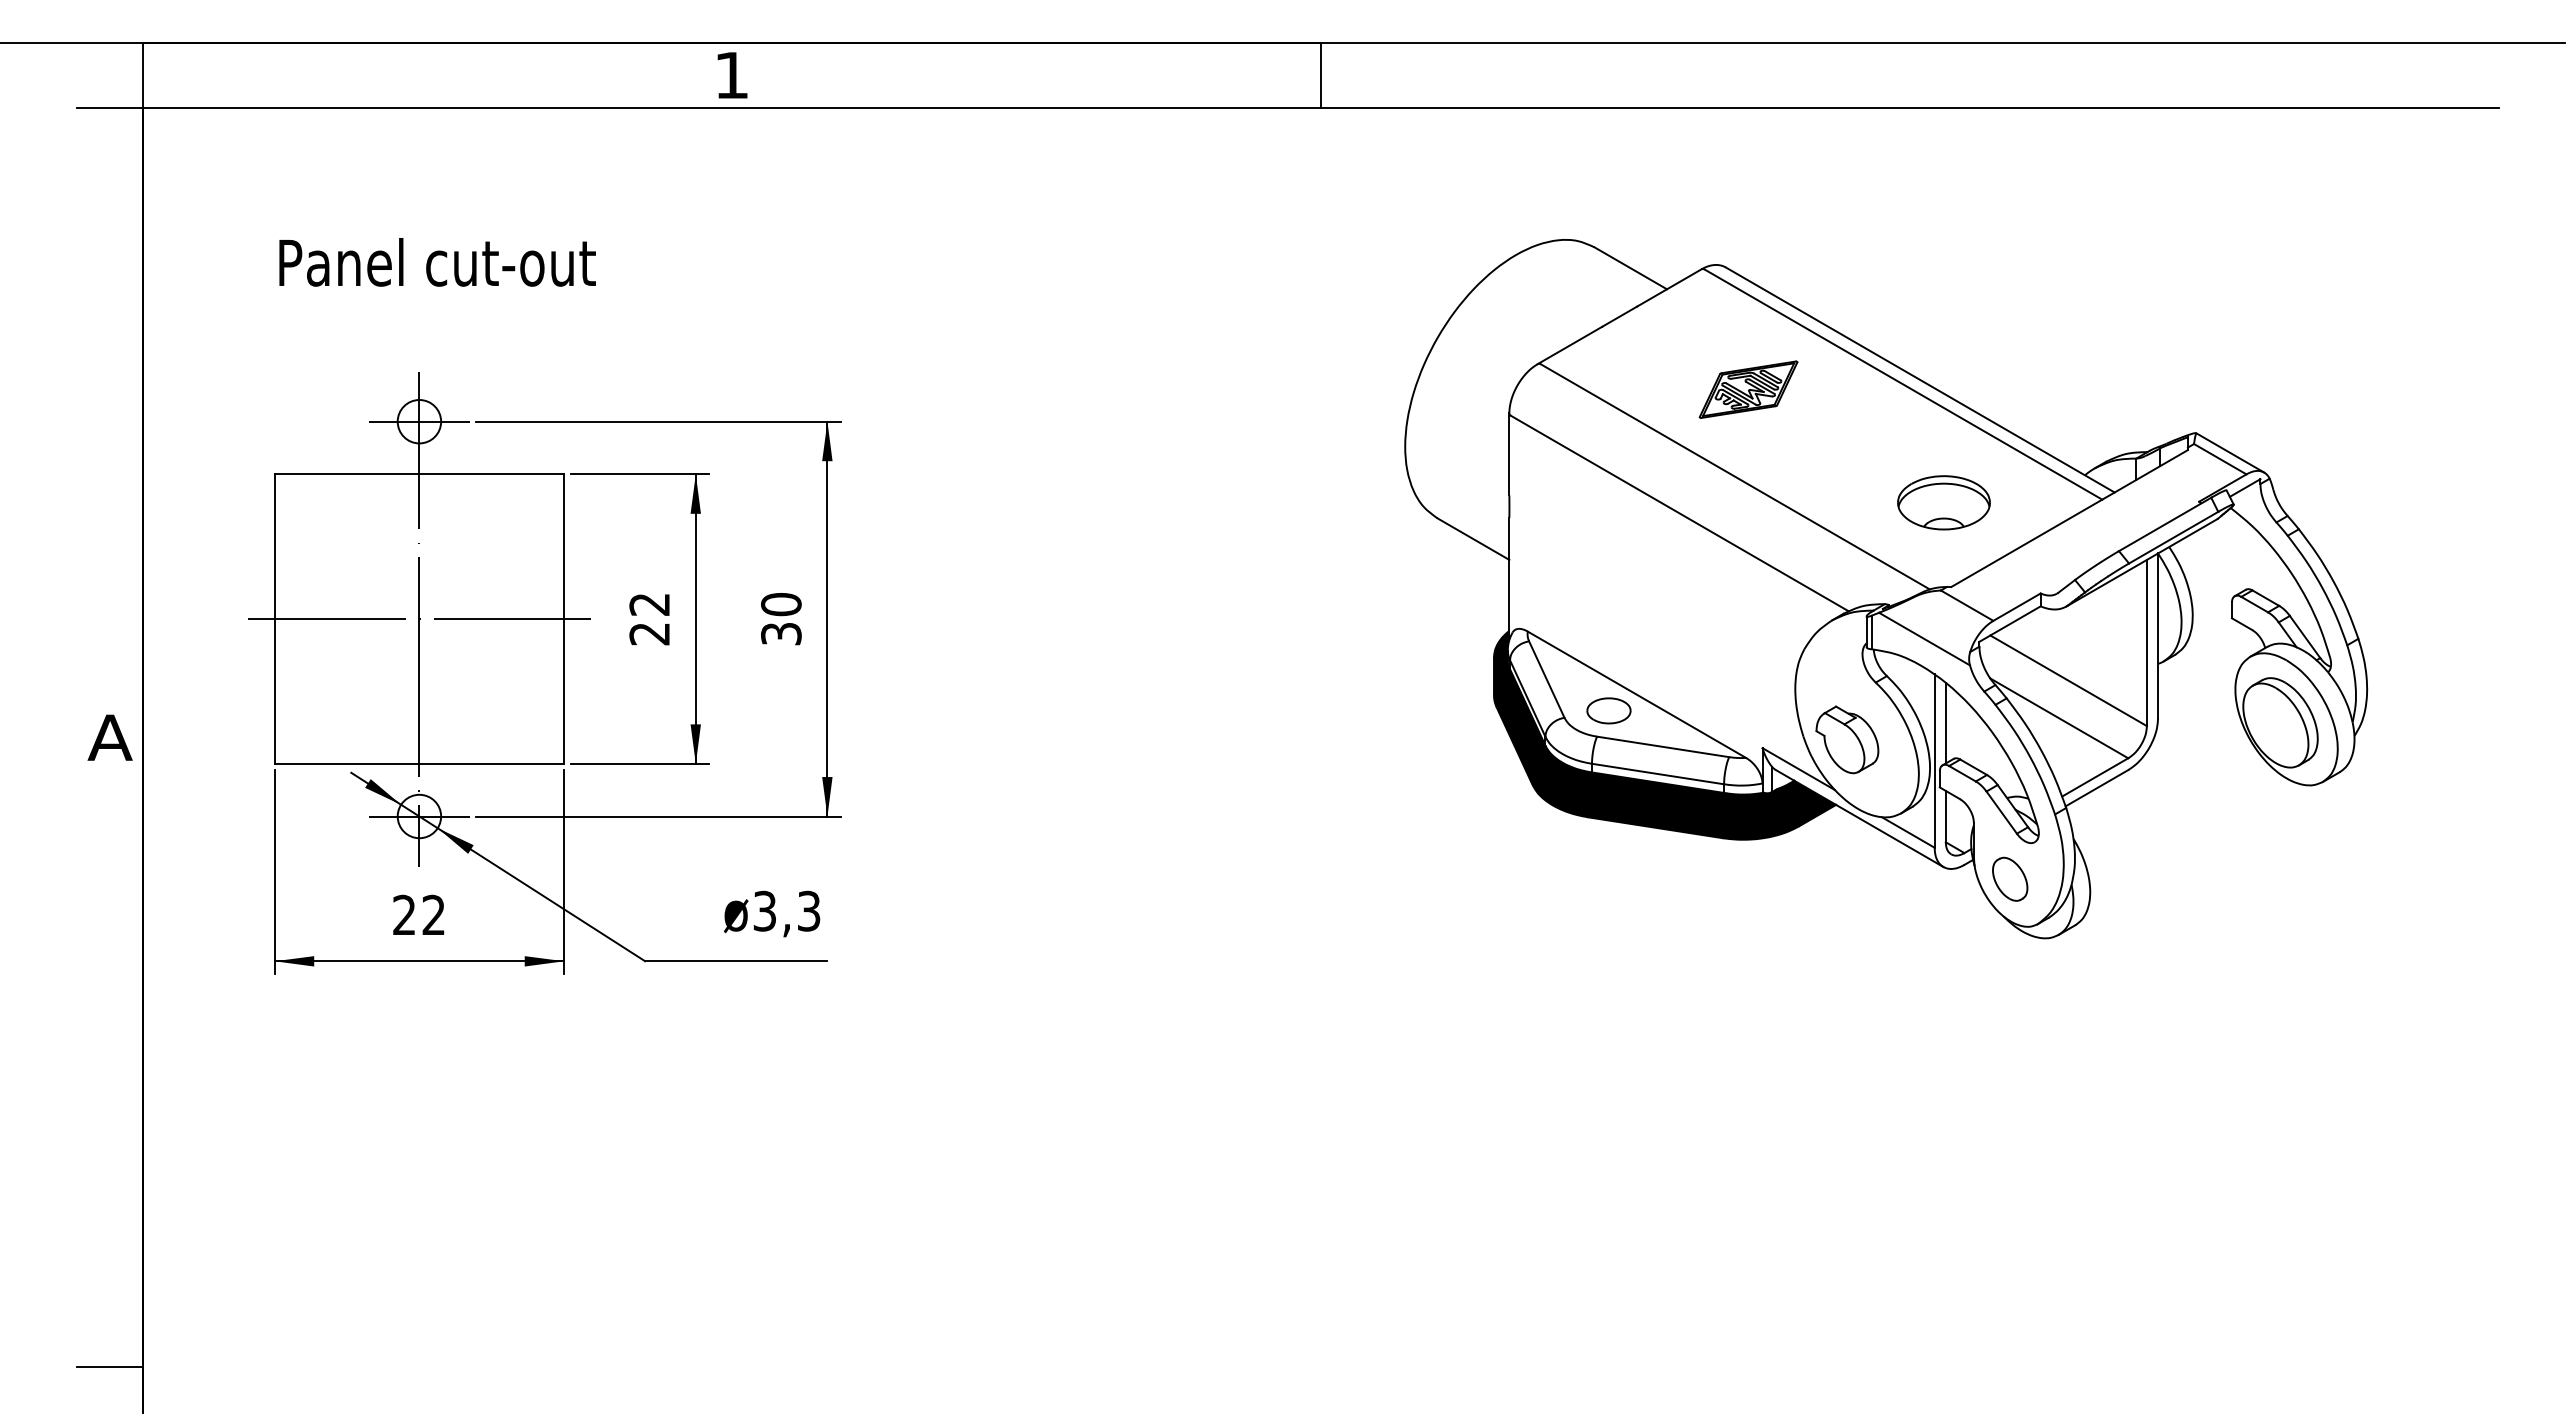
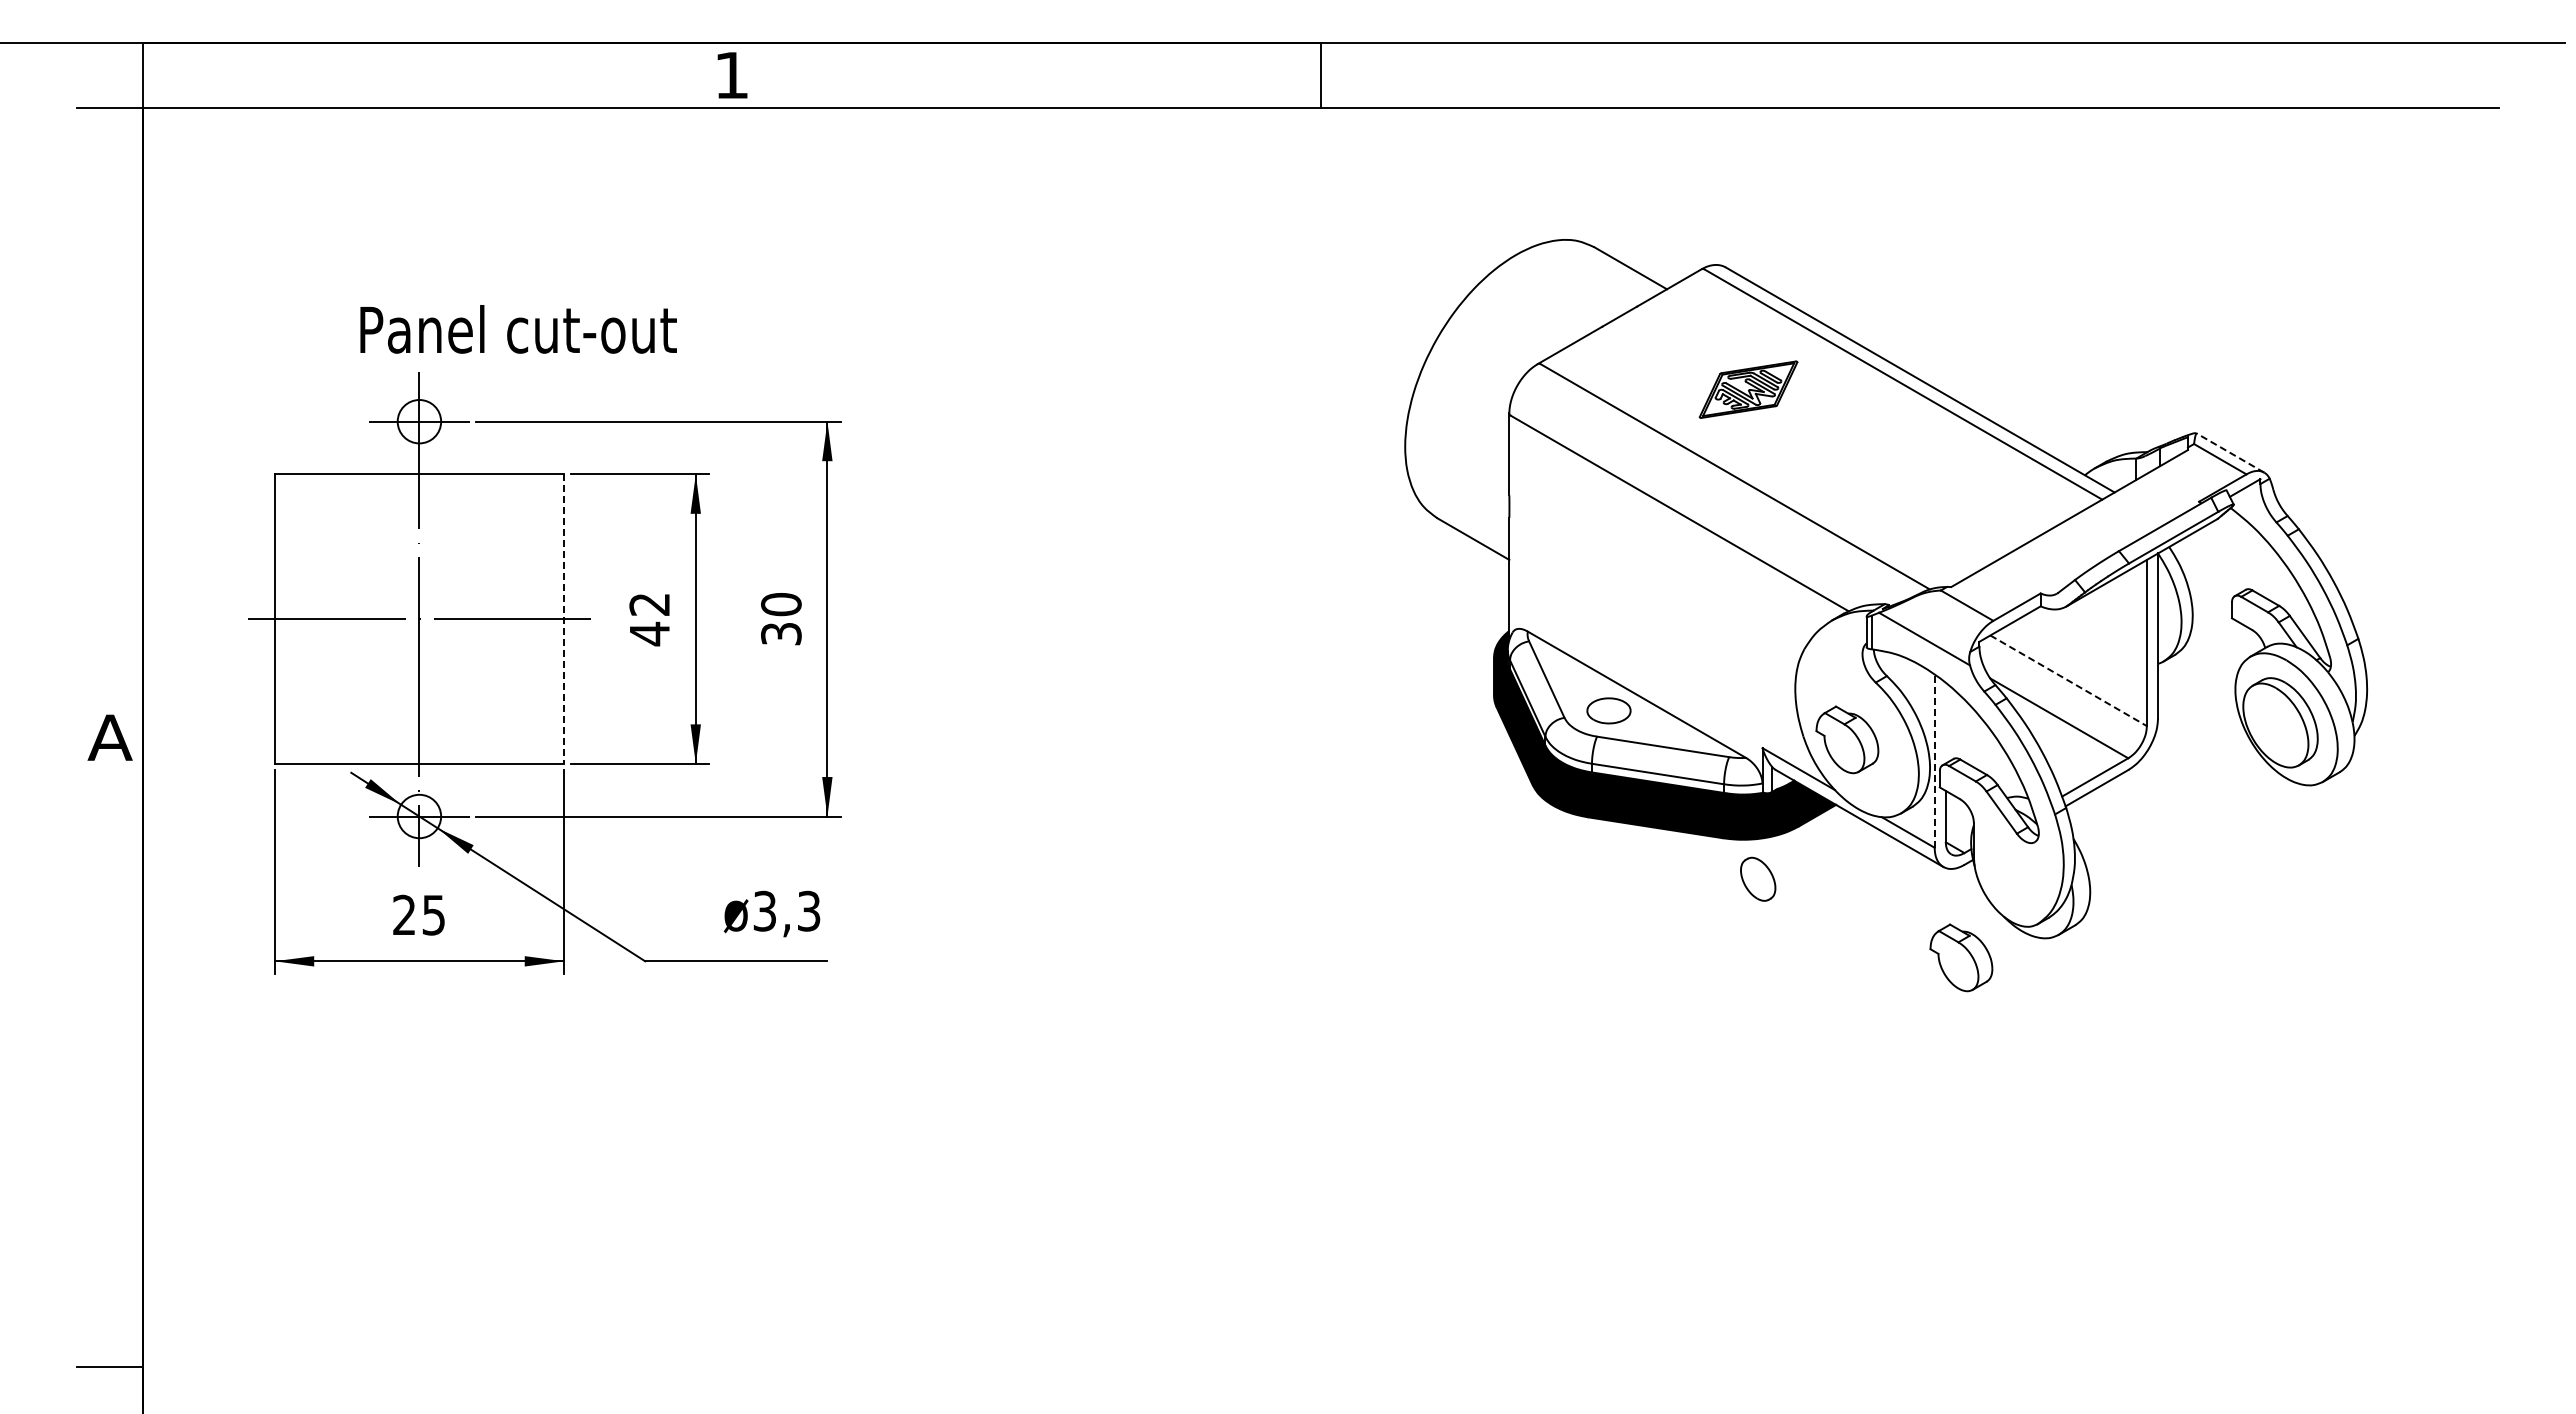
text position: (437, 262) -> (518, 329) (518, 329)
line: solid -> dashed (2229, 452)
part: present -> none (1943, 502)
line: solid -> dashed (564, 619)
text: 22 -> 42 (649, 633)
line: solid -> dashed (2069, 681)
line: present -> none (1945, 722)
line: solid -> dashed (1934, 761)
part position: (2010, 878) -> (1758, 878) (1758, 878)
text: 22 -> 25 (433, 914)
part: none -> present (1961, 957)
